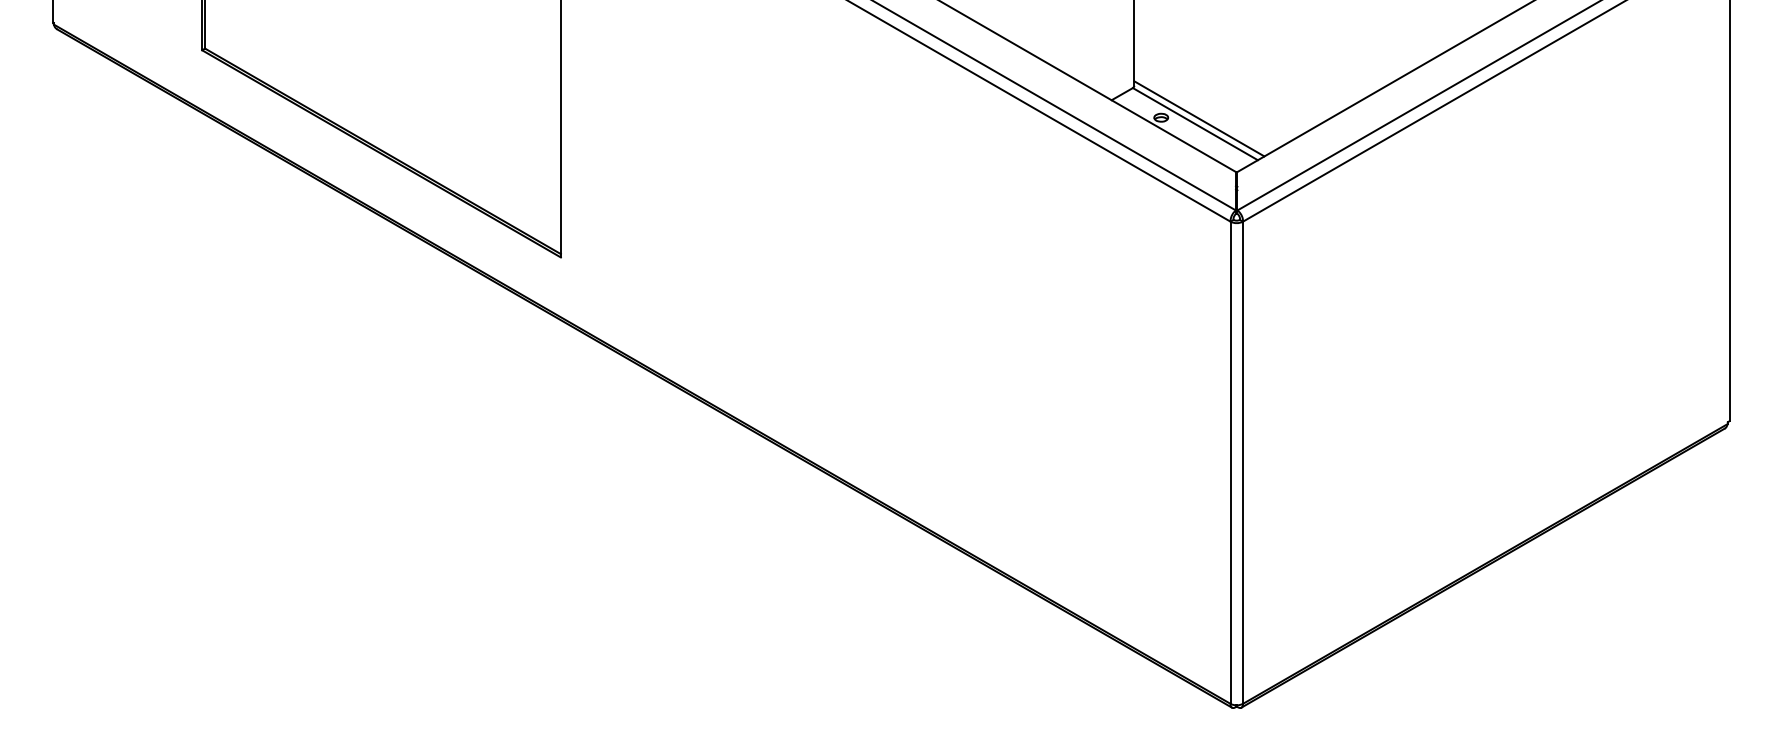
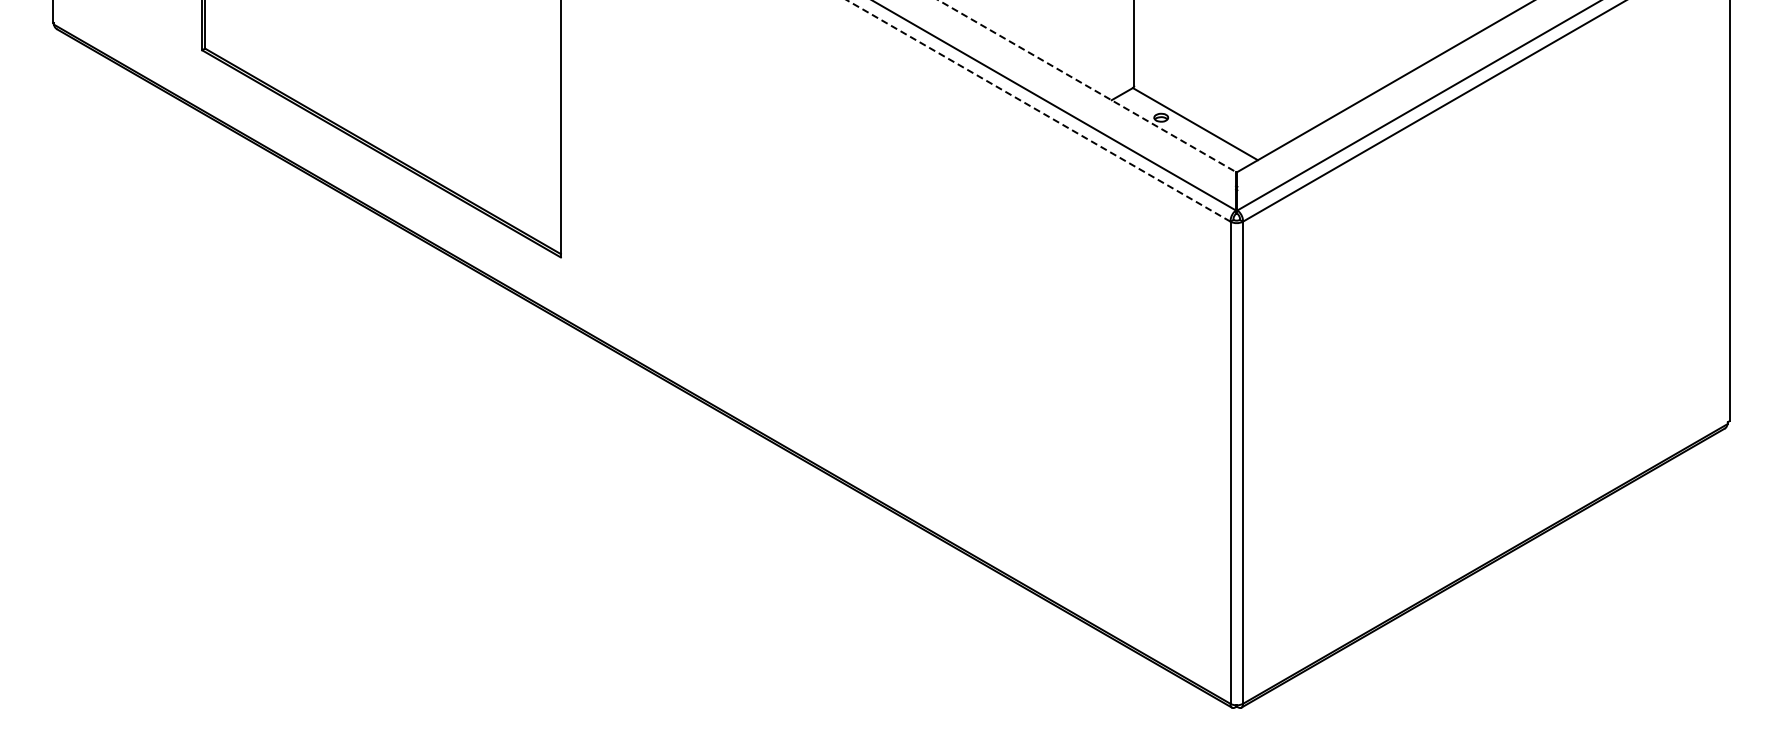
line: solid -> dashed (1087, 86)
line: solid -> dashed (1038, 110)
line: present -> none (1199, 118)
